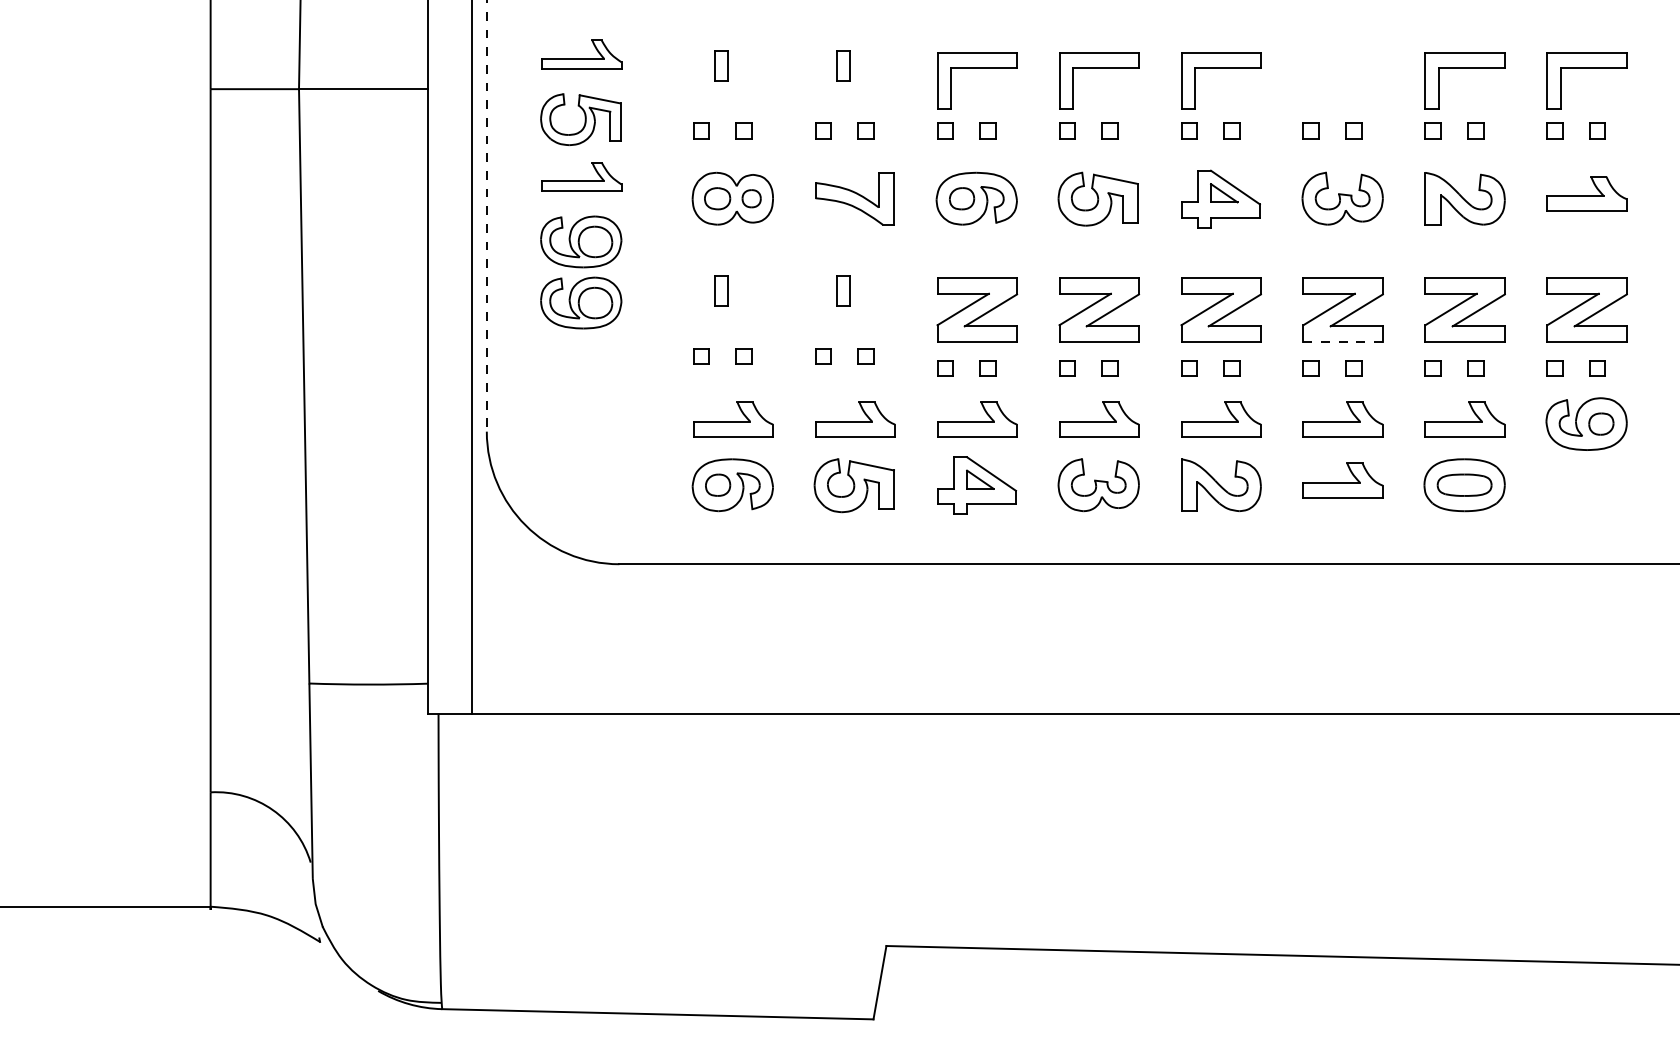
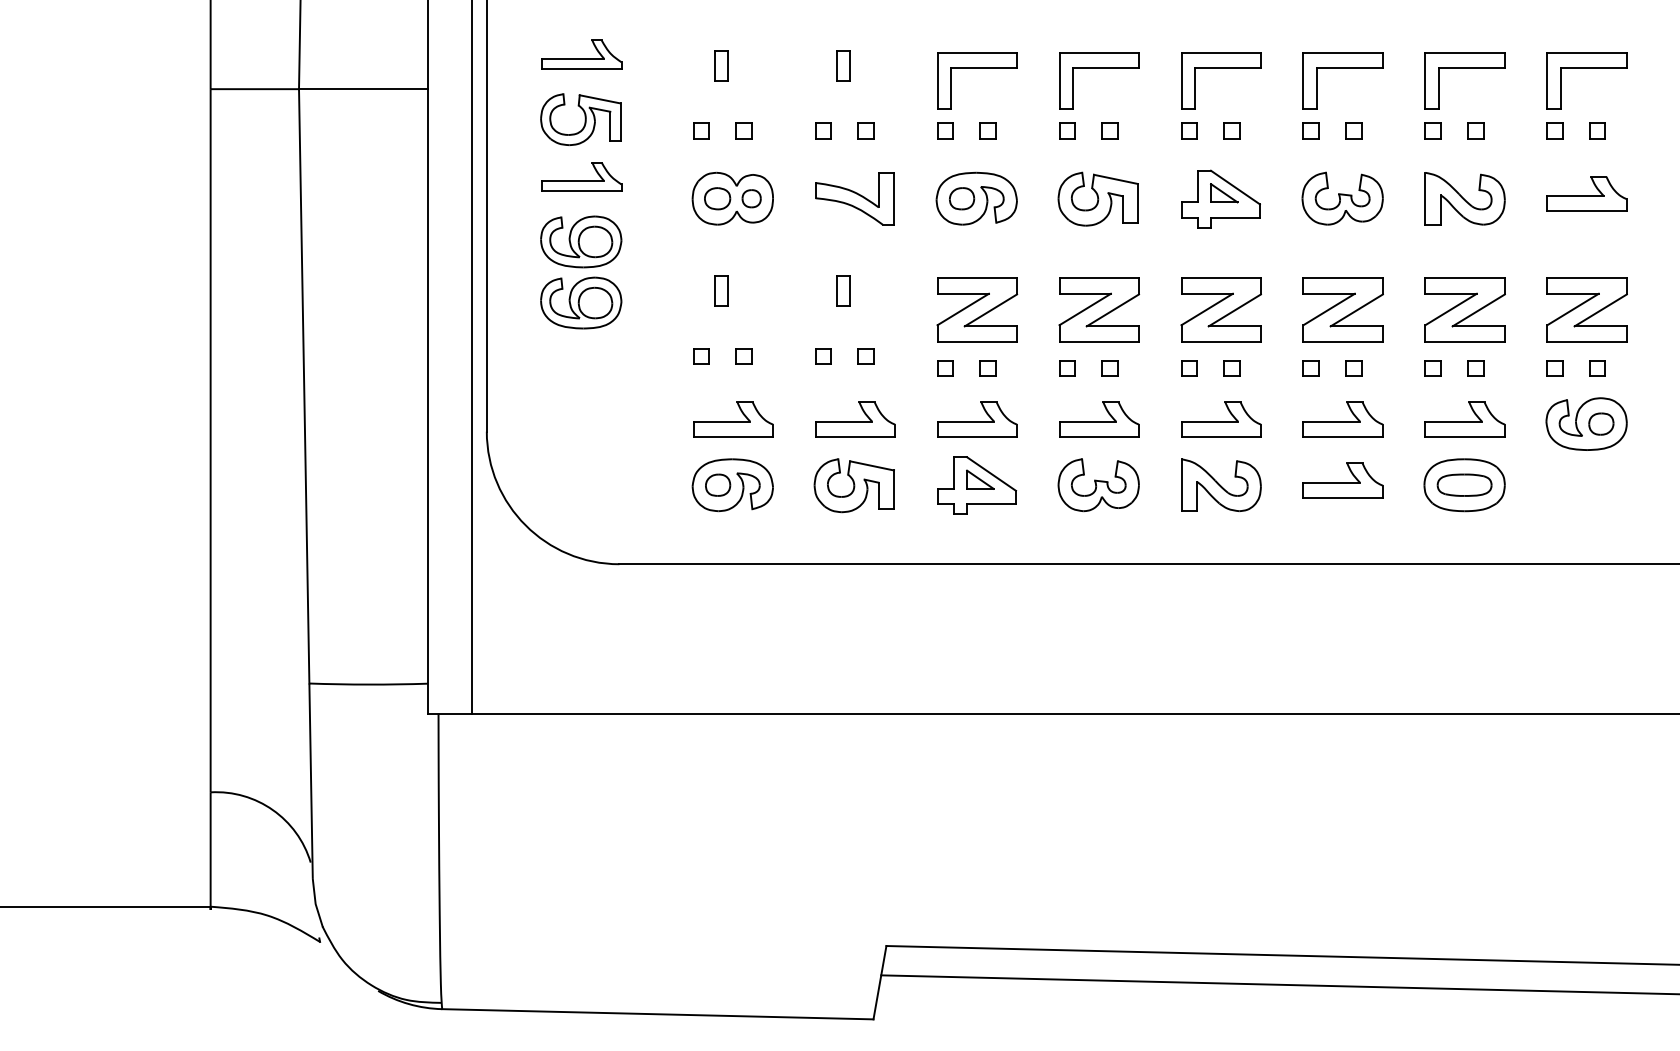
part: none -> present (1342, 68)
line: dashed -> solid (486, 216)
line: dashed -> solid (1343, 341)
line: none -> present (1278, 984)
